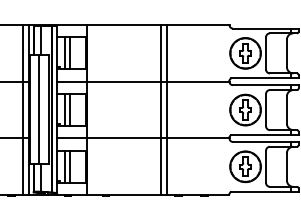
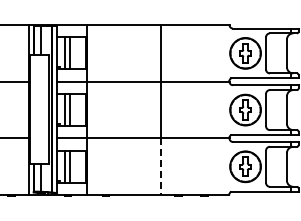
line: present -> none (38, 109)
line: present -> none (22, 110)
line: present -> none (167, 110)
line: solid -> dashed (160, 167)
